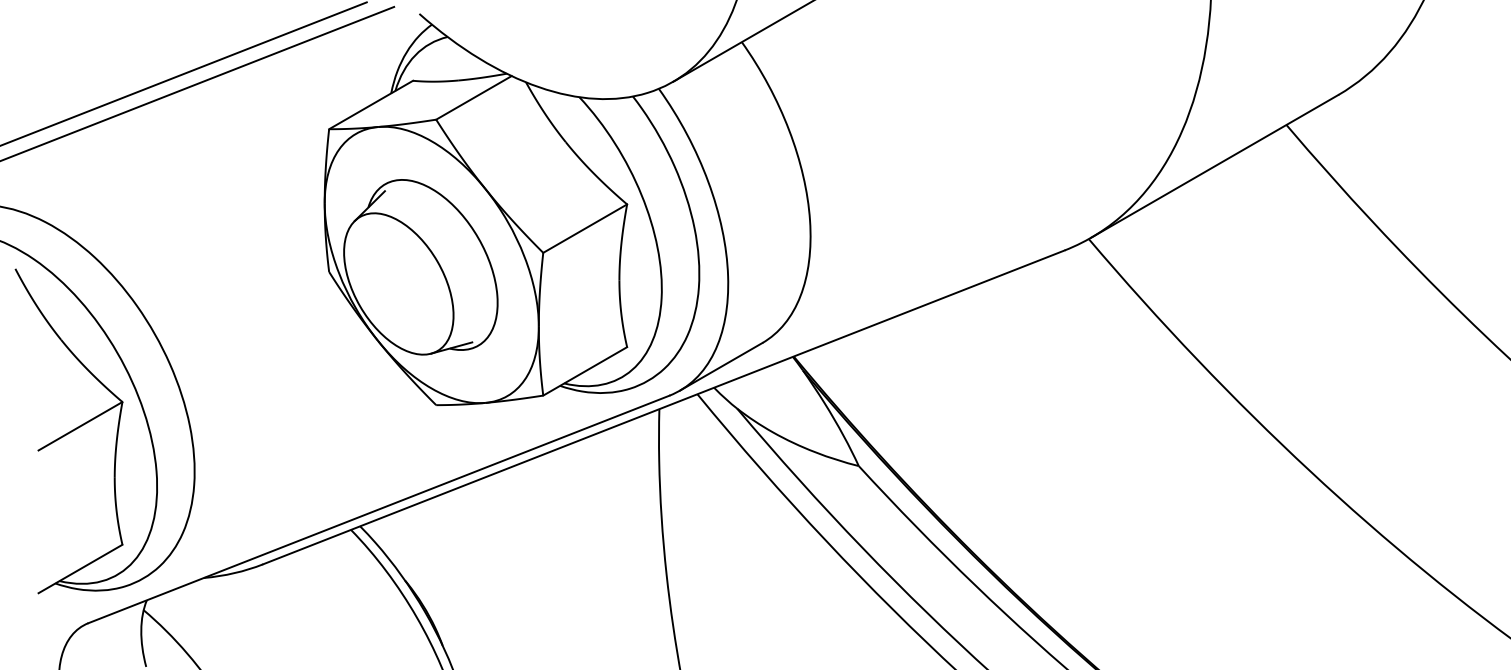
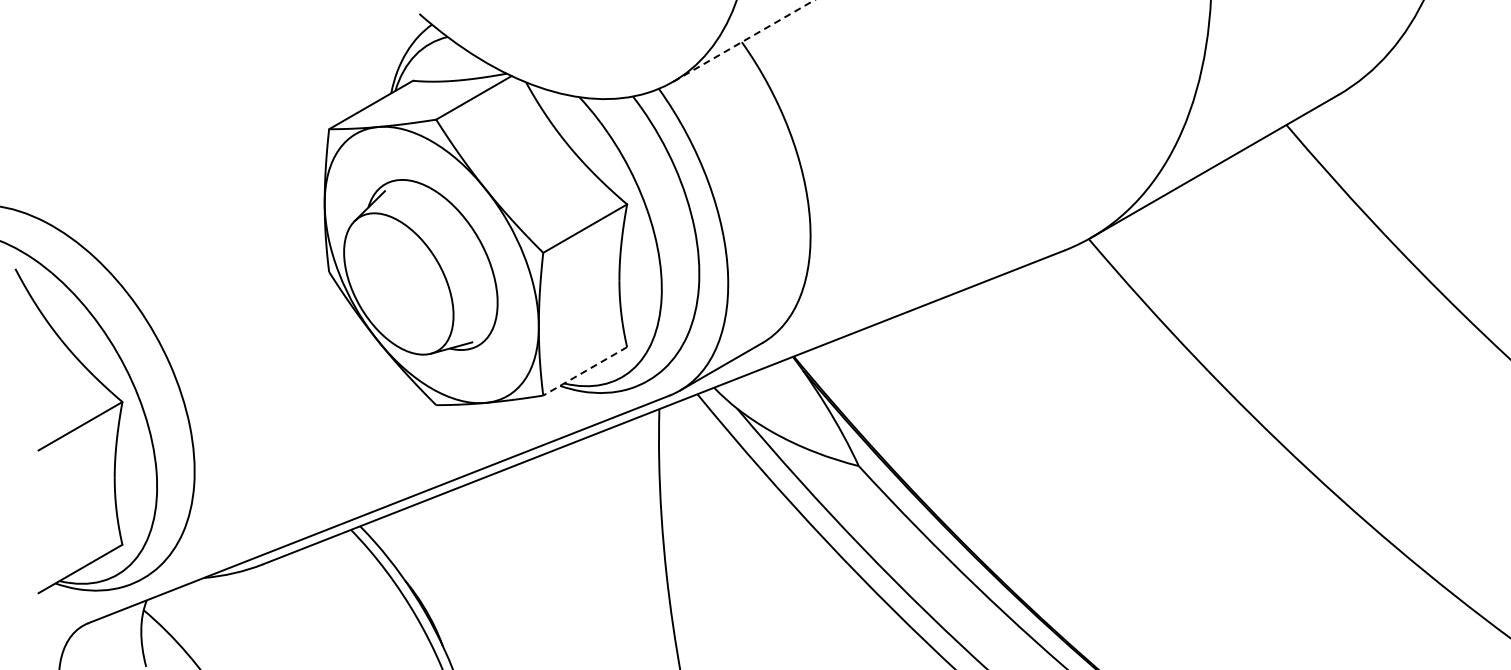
line: solid -> dashed (744, 40)
line: present -> none (184, 73)
line: present -> none (198, 83)
line: solid -> dashed (584, 371)
